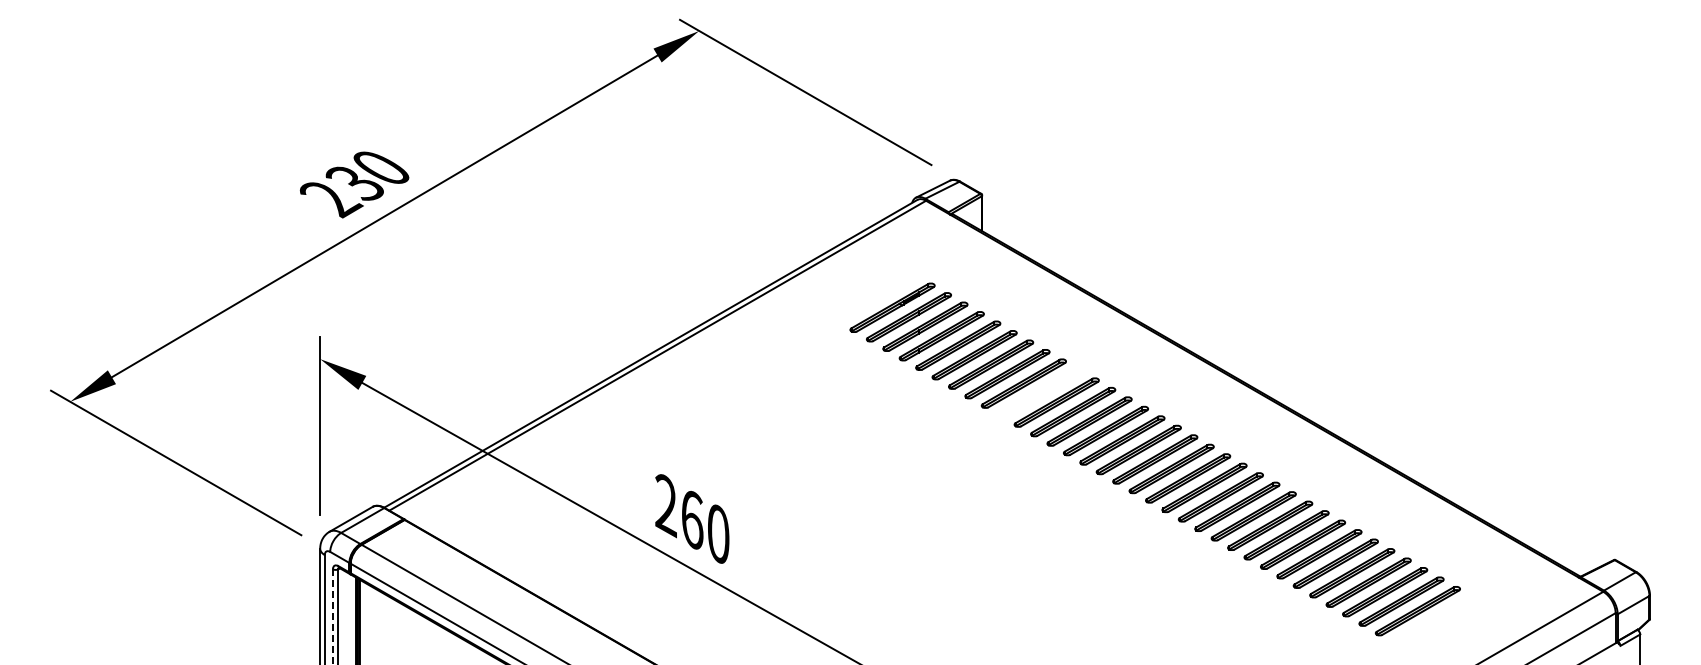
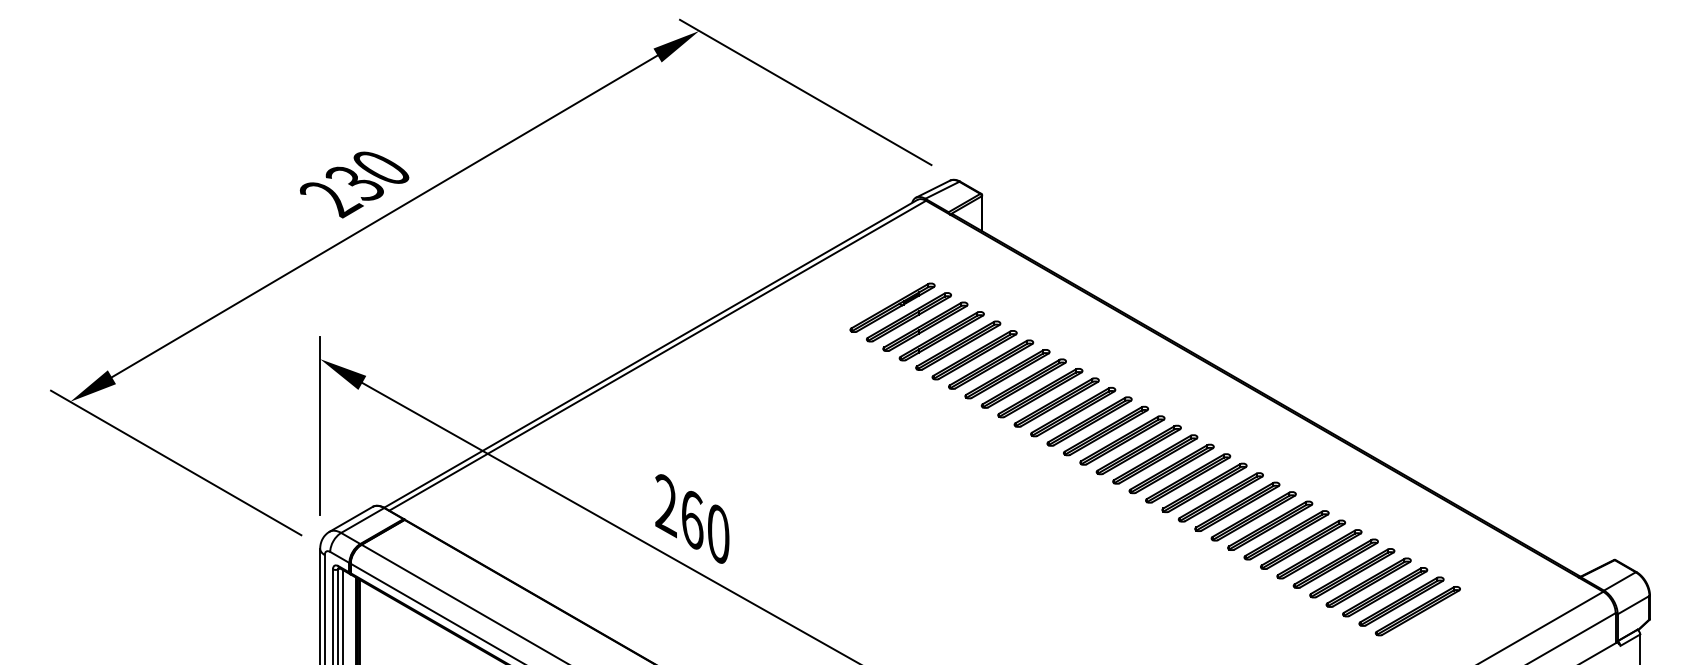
part: none -> present (1040, 393)
line: none -> present (342, 615)
line: dashed -> solid (332, 617)
